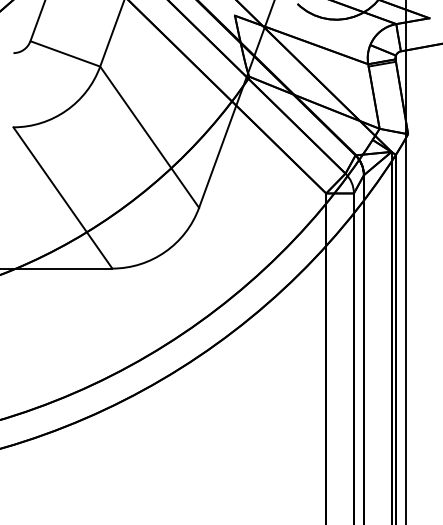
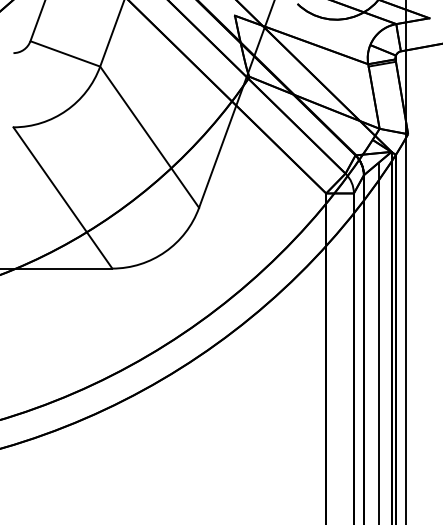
line: none -> present (378, 341)
